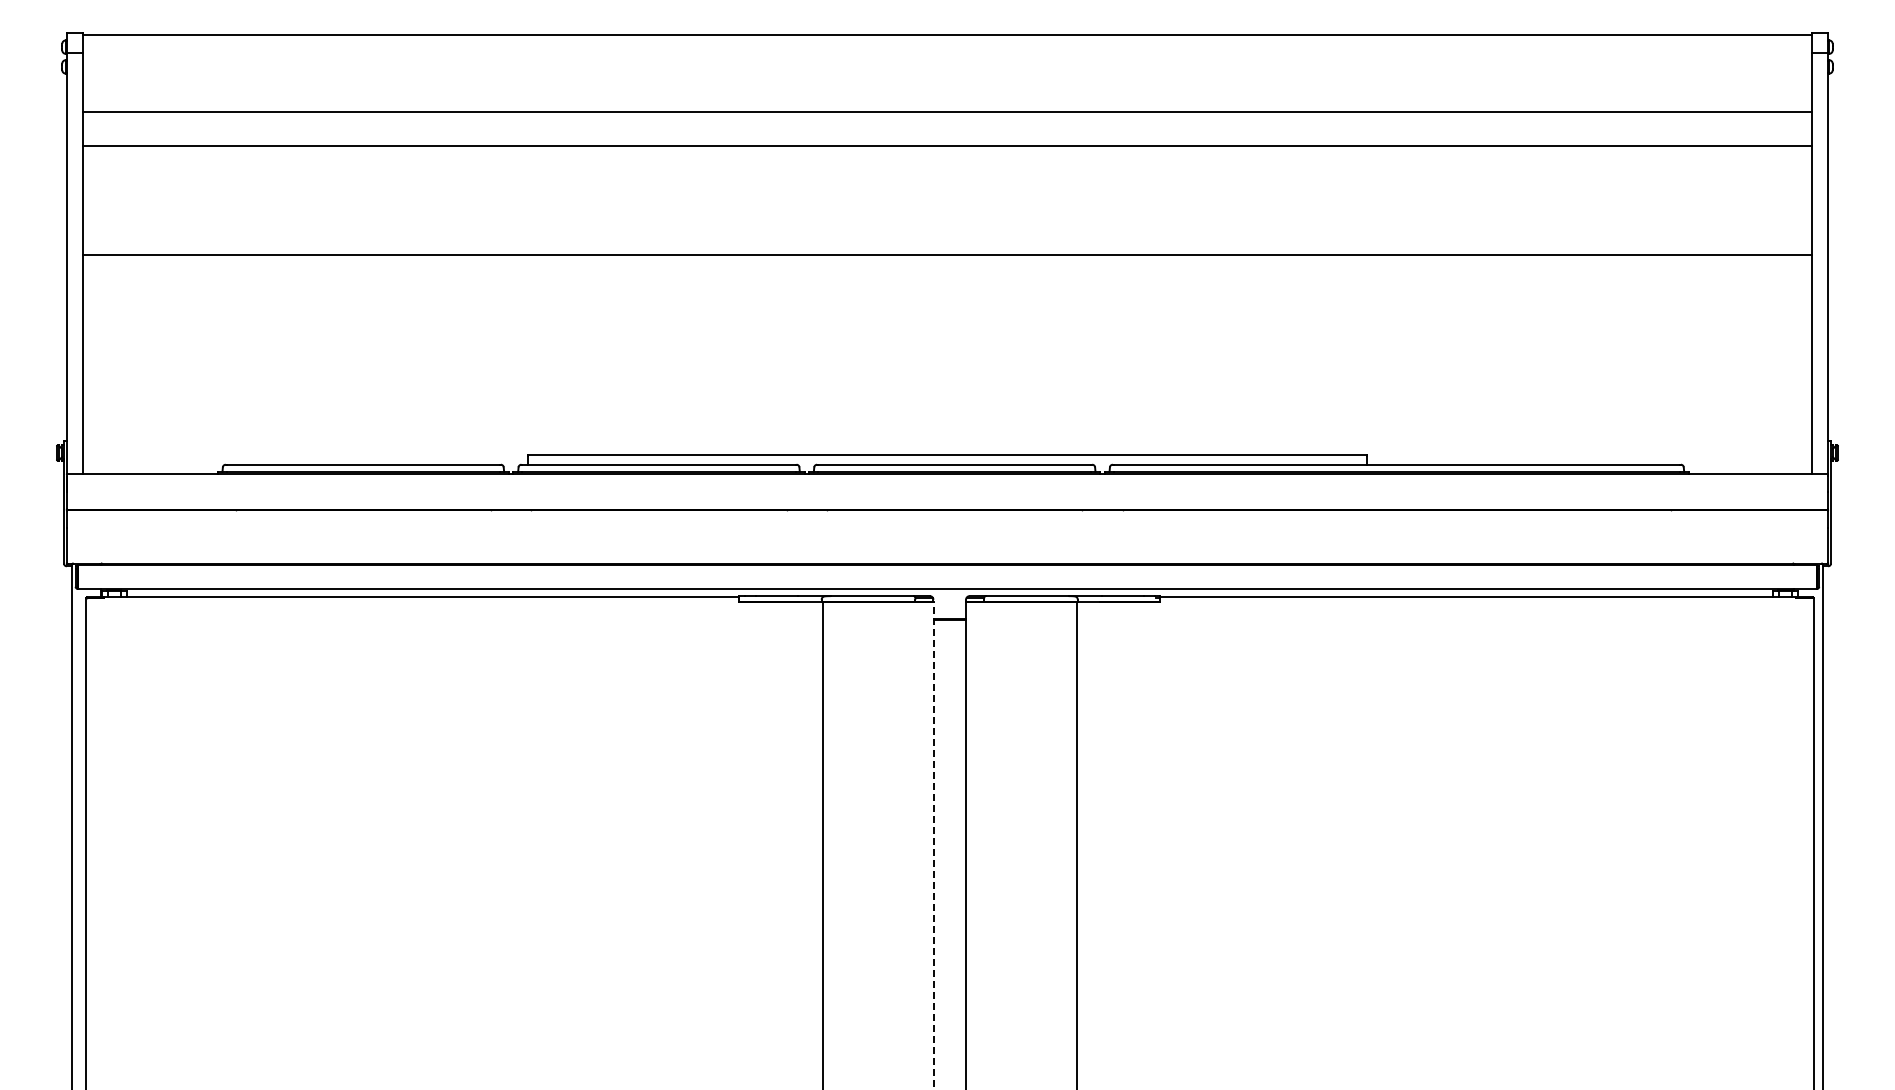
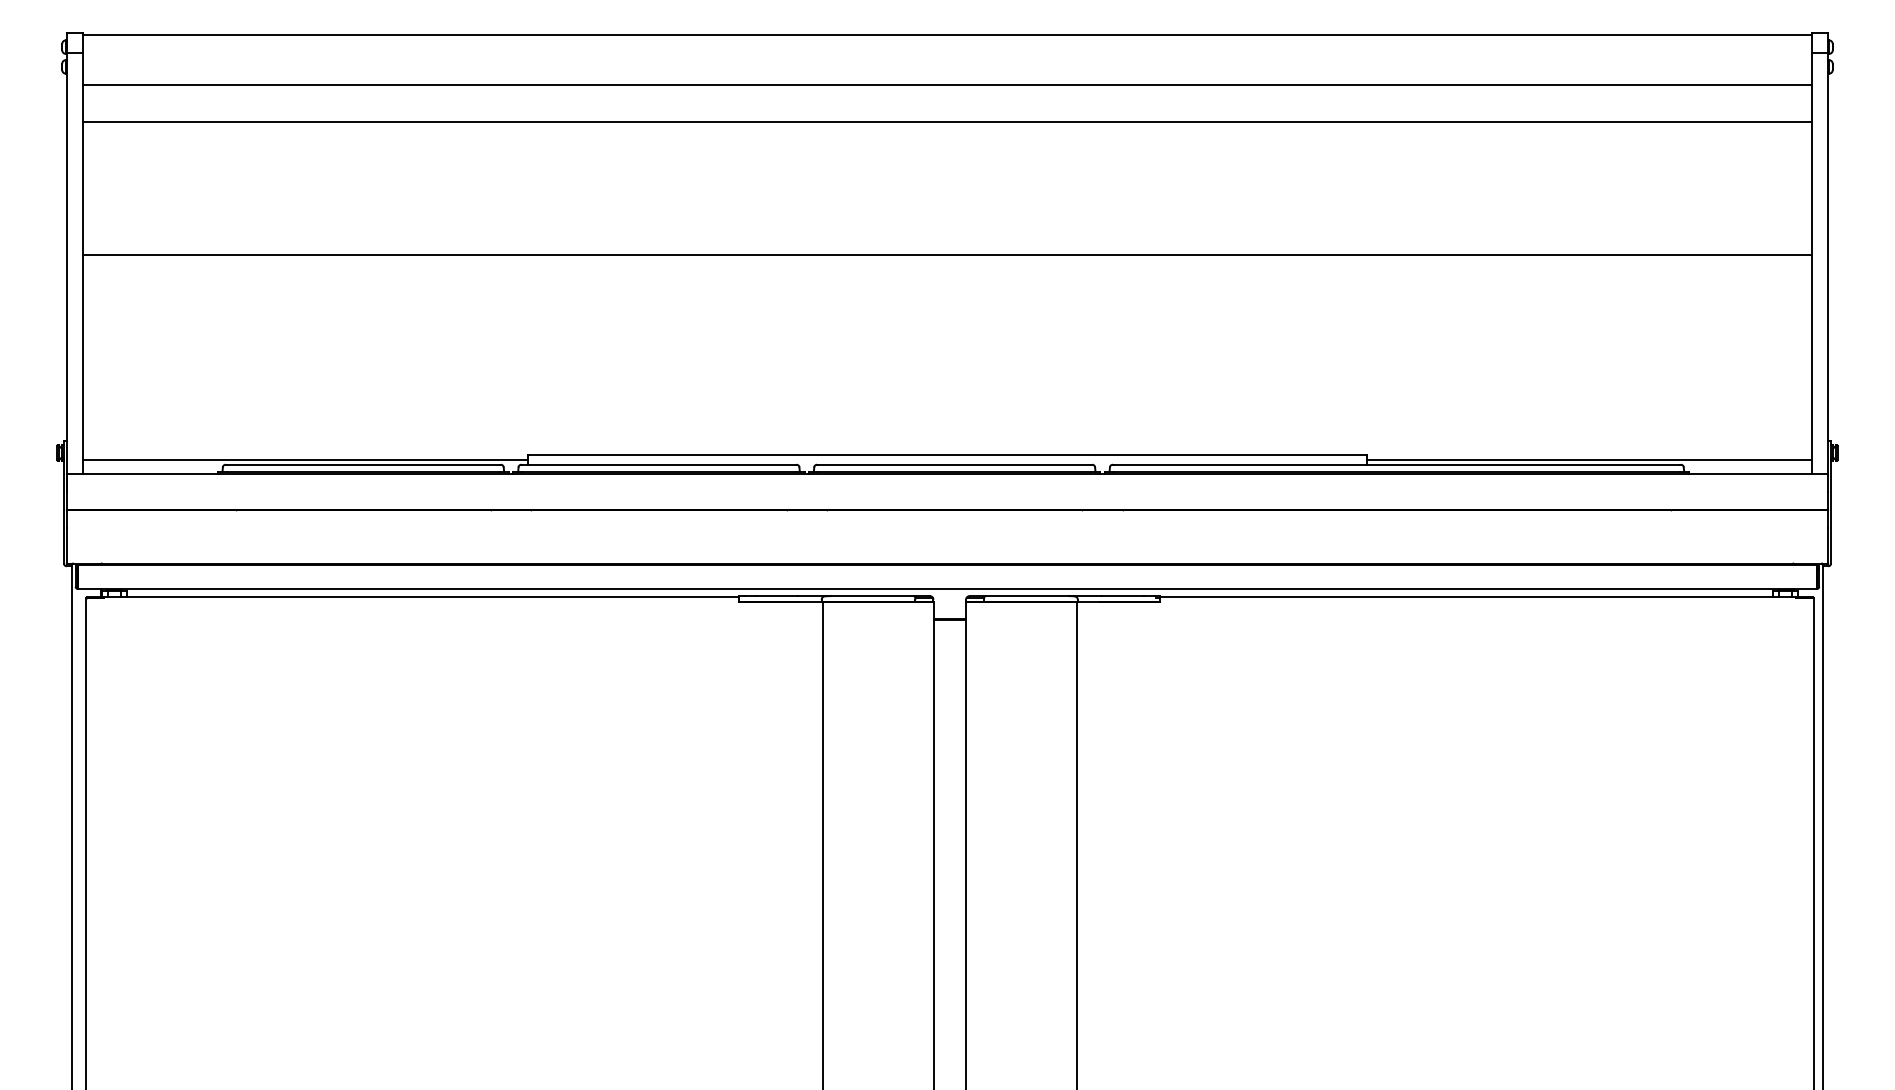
line position: (947, 111) -> (947, 84) (947, 84)
line position: (947, 145) -> (947, 121) (947, 121)
line: none -> present (304, 459)
line: none -> present (1589, 459)
line: dashed -> solid (933, 845)
